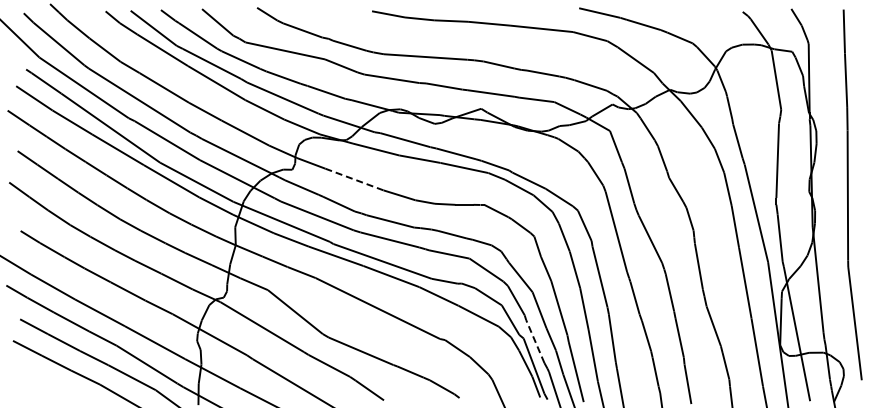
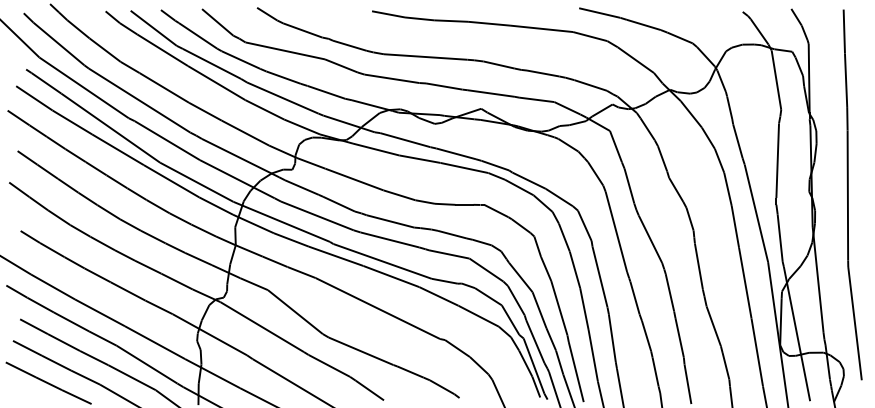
line: dashed -> solid (354, 179)
line: dashed -> solid (535, 341)
line: none -> present (48, 382)
